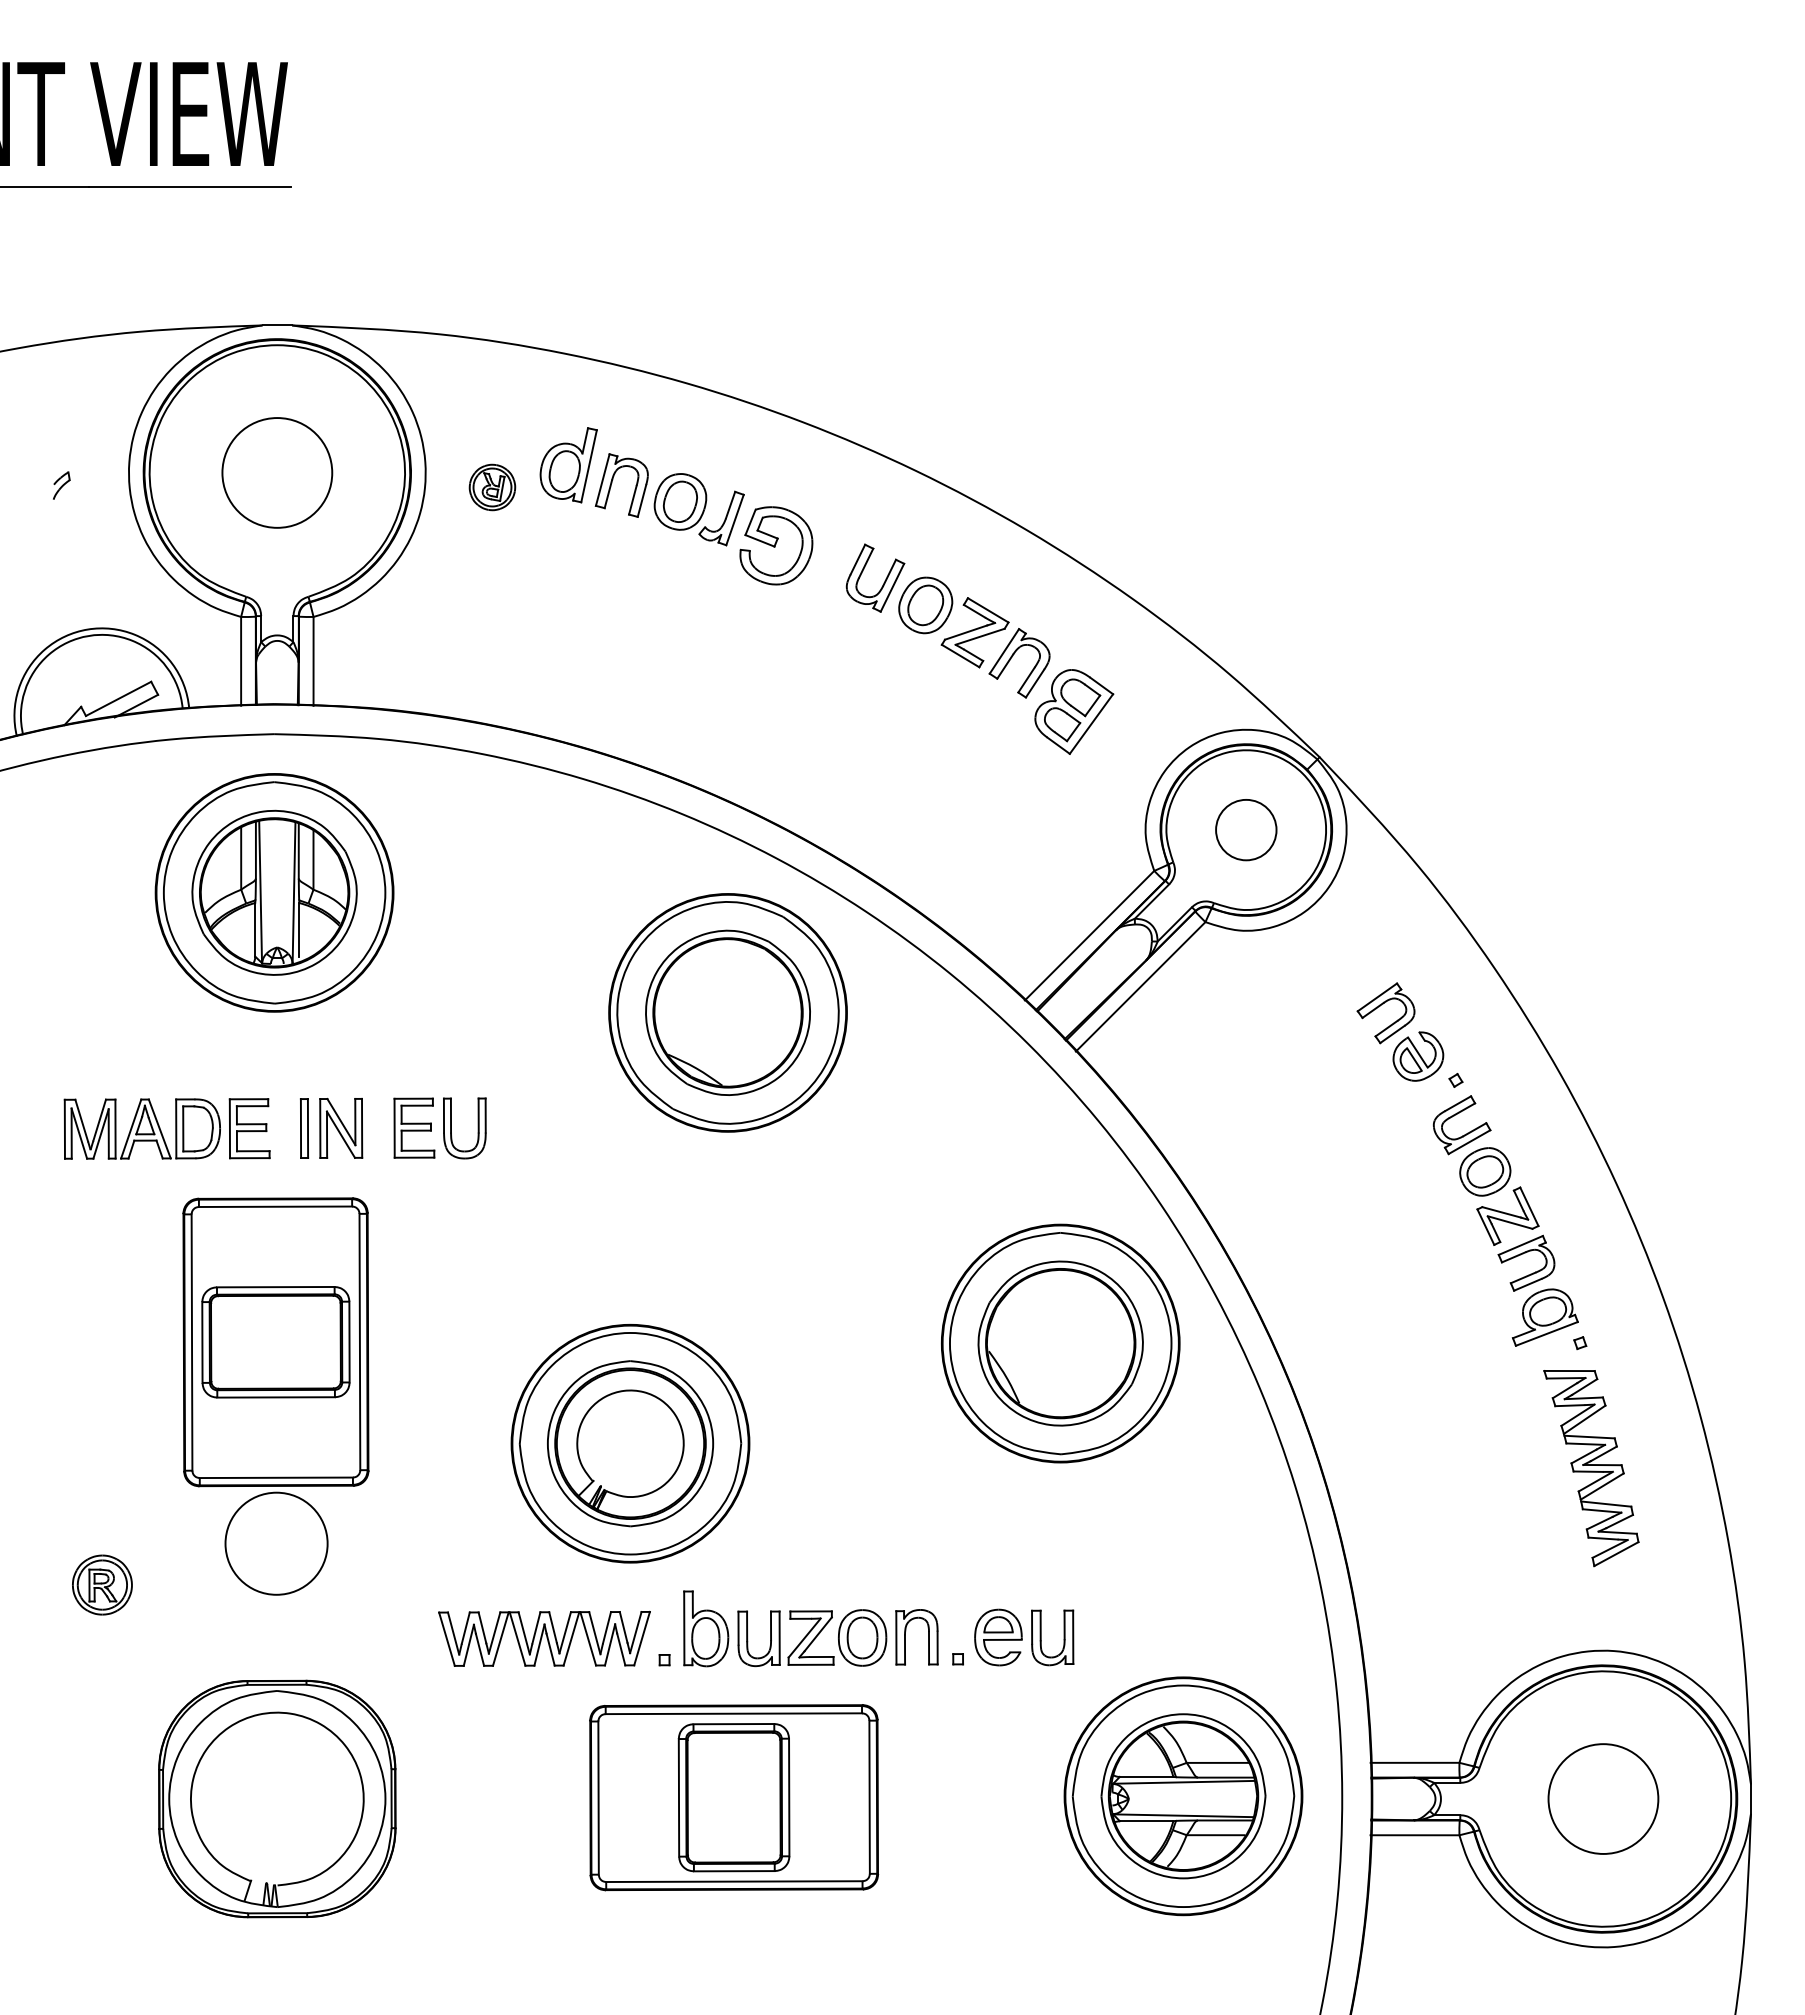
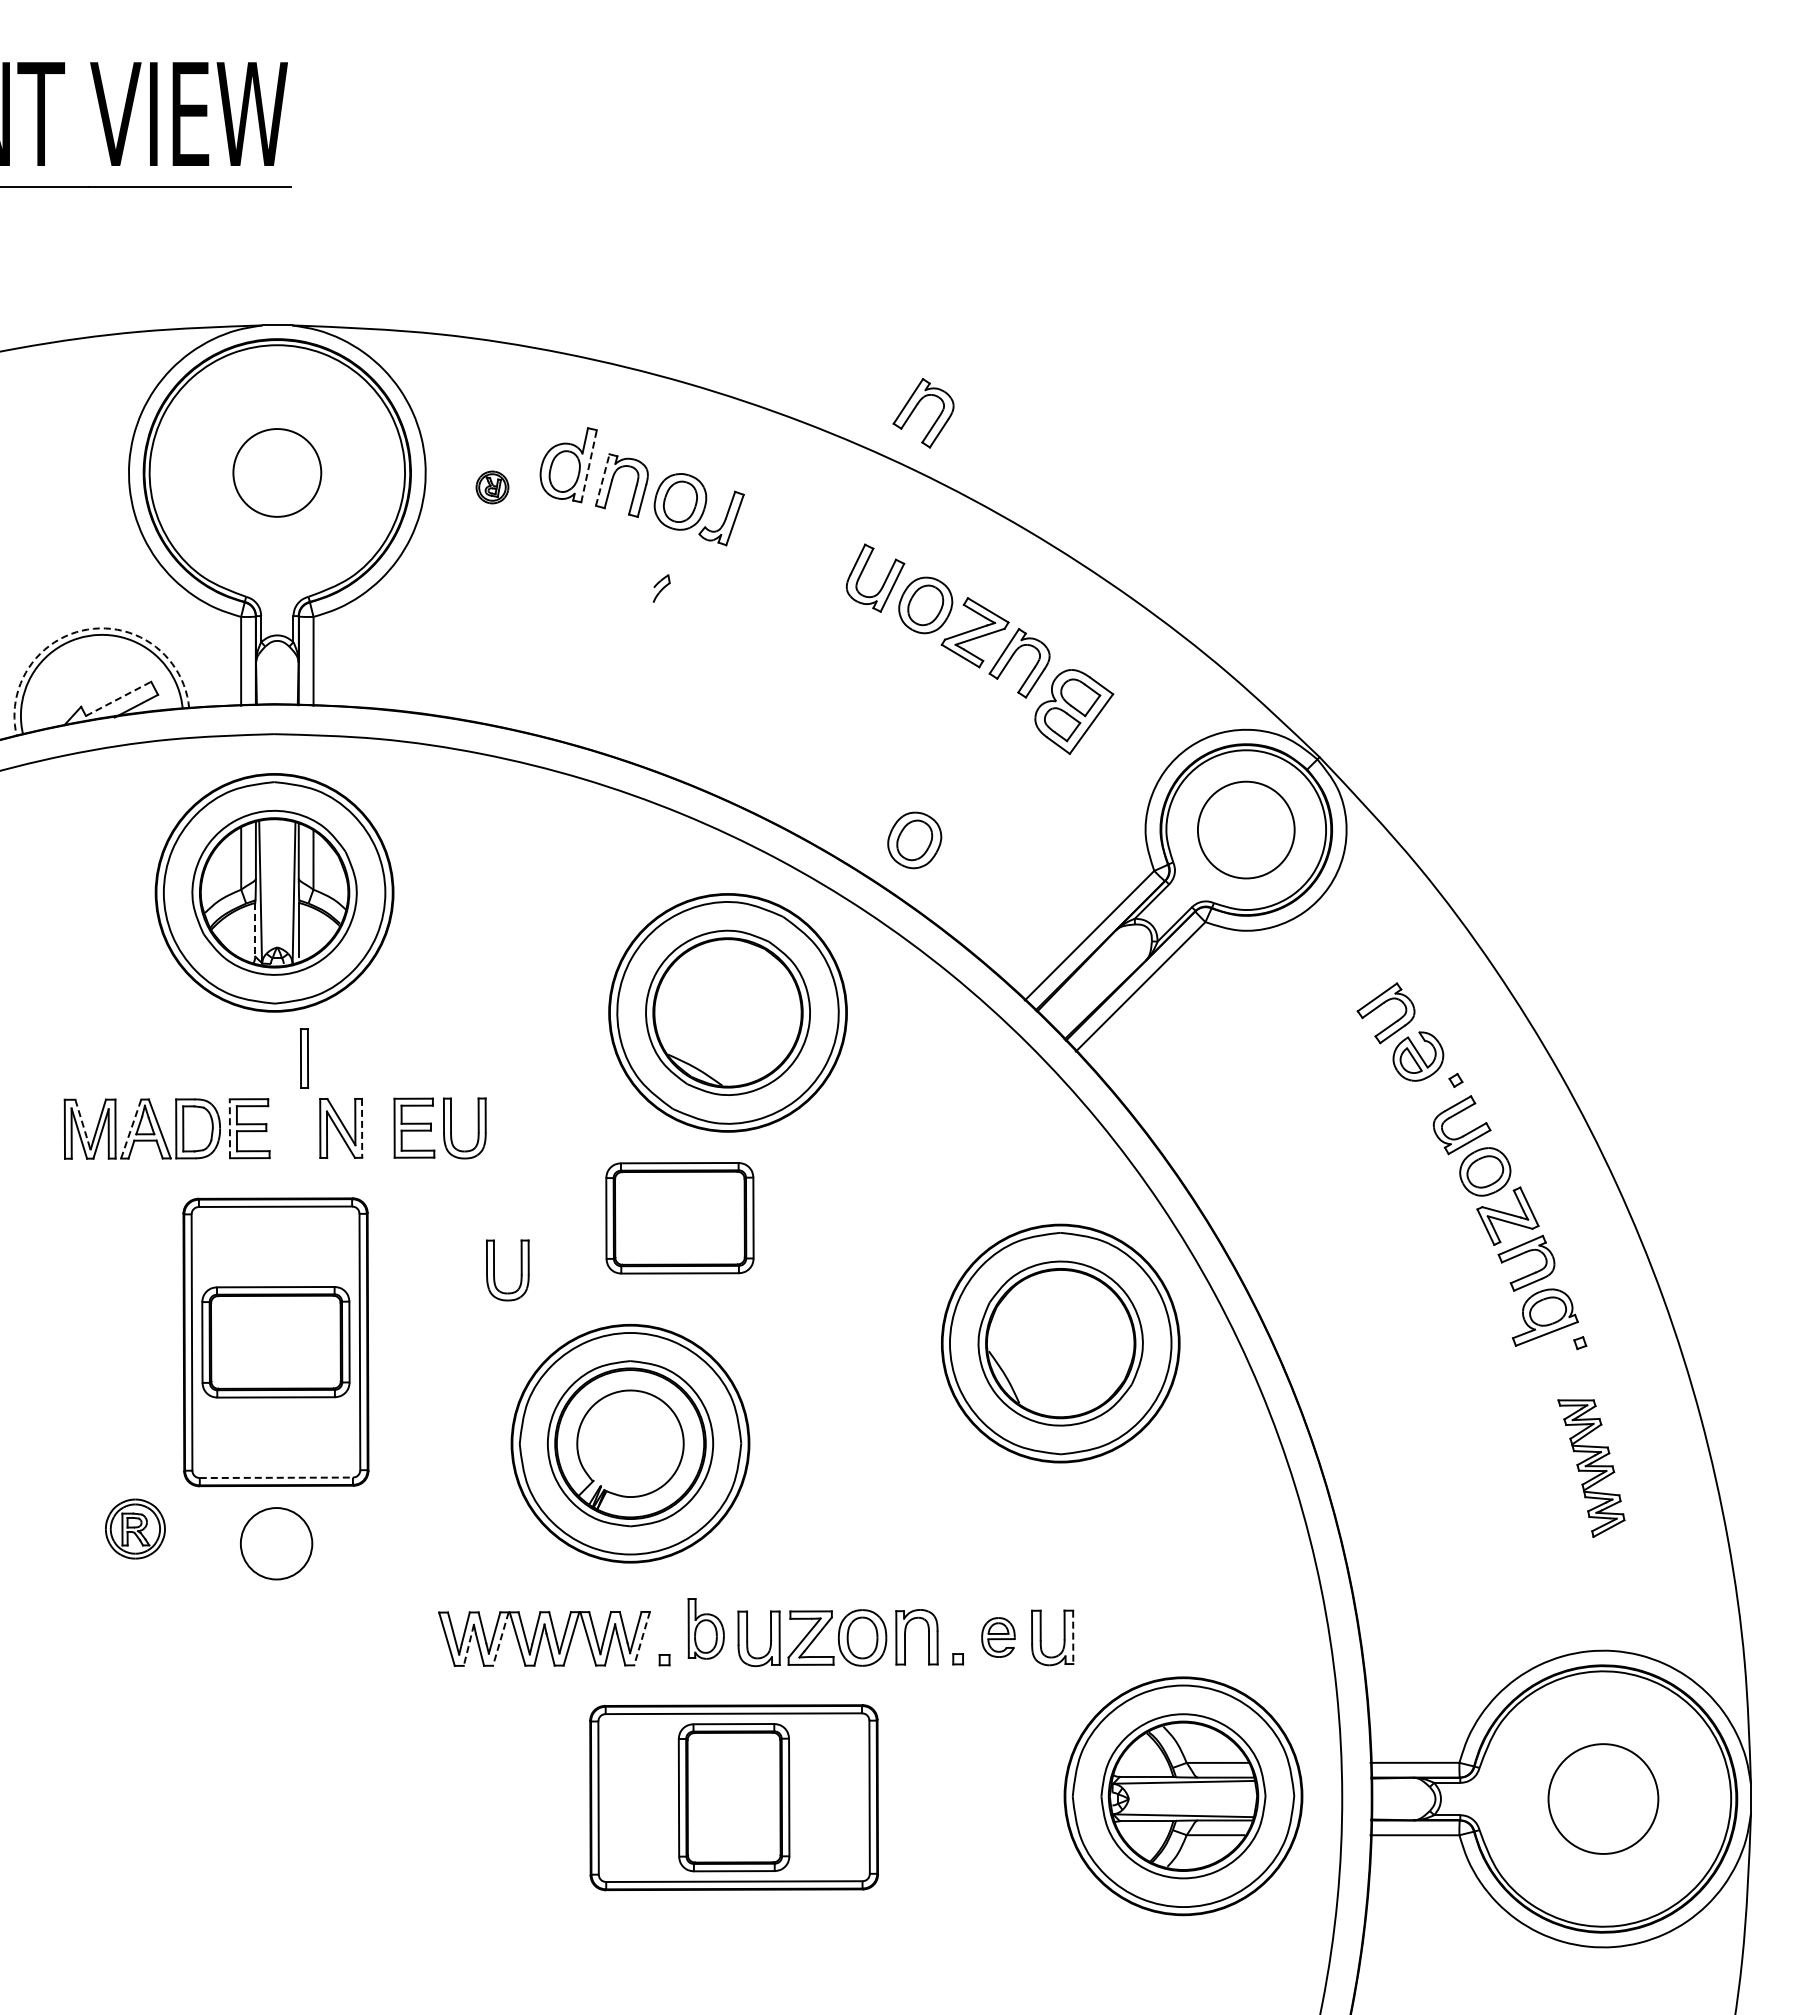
part: none -> present (915, 409)
line: solid -> dashed (589, 466)
circle diameter: 110 px -> 88 px (277, 472)
line: solid -> dashed (602, 480)
part position: (61, 485) -> (661, 588) (661, 588)
part size: 49x49 px -> 35x35 px (492, 487)
part: present -> none (776, 545)
arc: solid -> dashed (87, 629)
line: solid -> dashed (118, 698)
circle diameter: 60 px -> 97 px (1245, 829)
part: none -> present (914, 840)
line: solid -> dashed (255, 929)
line: solid -> dashed (81, 1120)
line: solid -> dashed (131, 1128)
line: solid -> dashed (229, 1128)
part position: (304, 1128) -> (304, 1058) (304, 1058)
line: solid -> dashed (362, 1128)
part: none -> present (679, 1218)
part: none -> present (494, 1270)
part size: 97x198 px -> 69x139 px (1591, 1468)
line: solid -> dashed (276, 1477)
circle diameter: 102 px -> 71 px (276, 1543)
part position: (102, 1584) -> (135, 1528) (135, 1528)
part size: 47x78 px -> 38x62 px (705, 1628)
part size: 49x59 px -> 35x41 px (998, 1637)
line: solid -> dashed (1073, 1637)
line: solid -> dashed (642, 1638)
line: solid -> dashed (500, 1639)
line: solid -> dashed (468, 1645)
part: present -> none (277, 1798)
